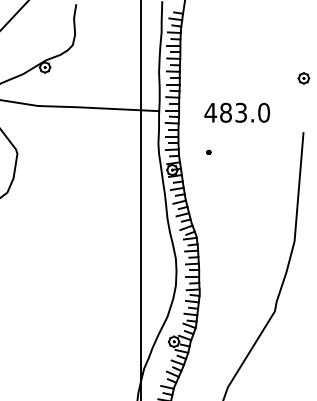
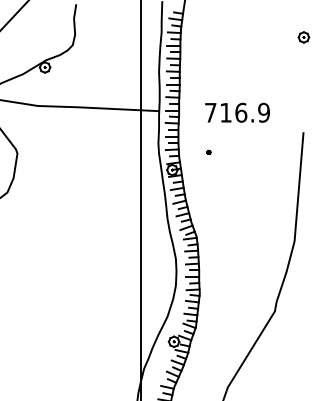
part position: (303, 78) -> (303, 37) (303, 37)
text: 483.0 -> 716.9 (237, 112)
